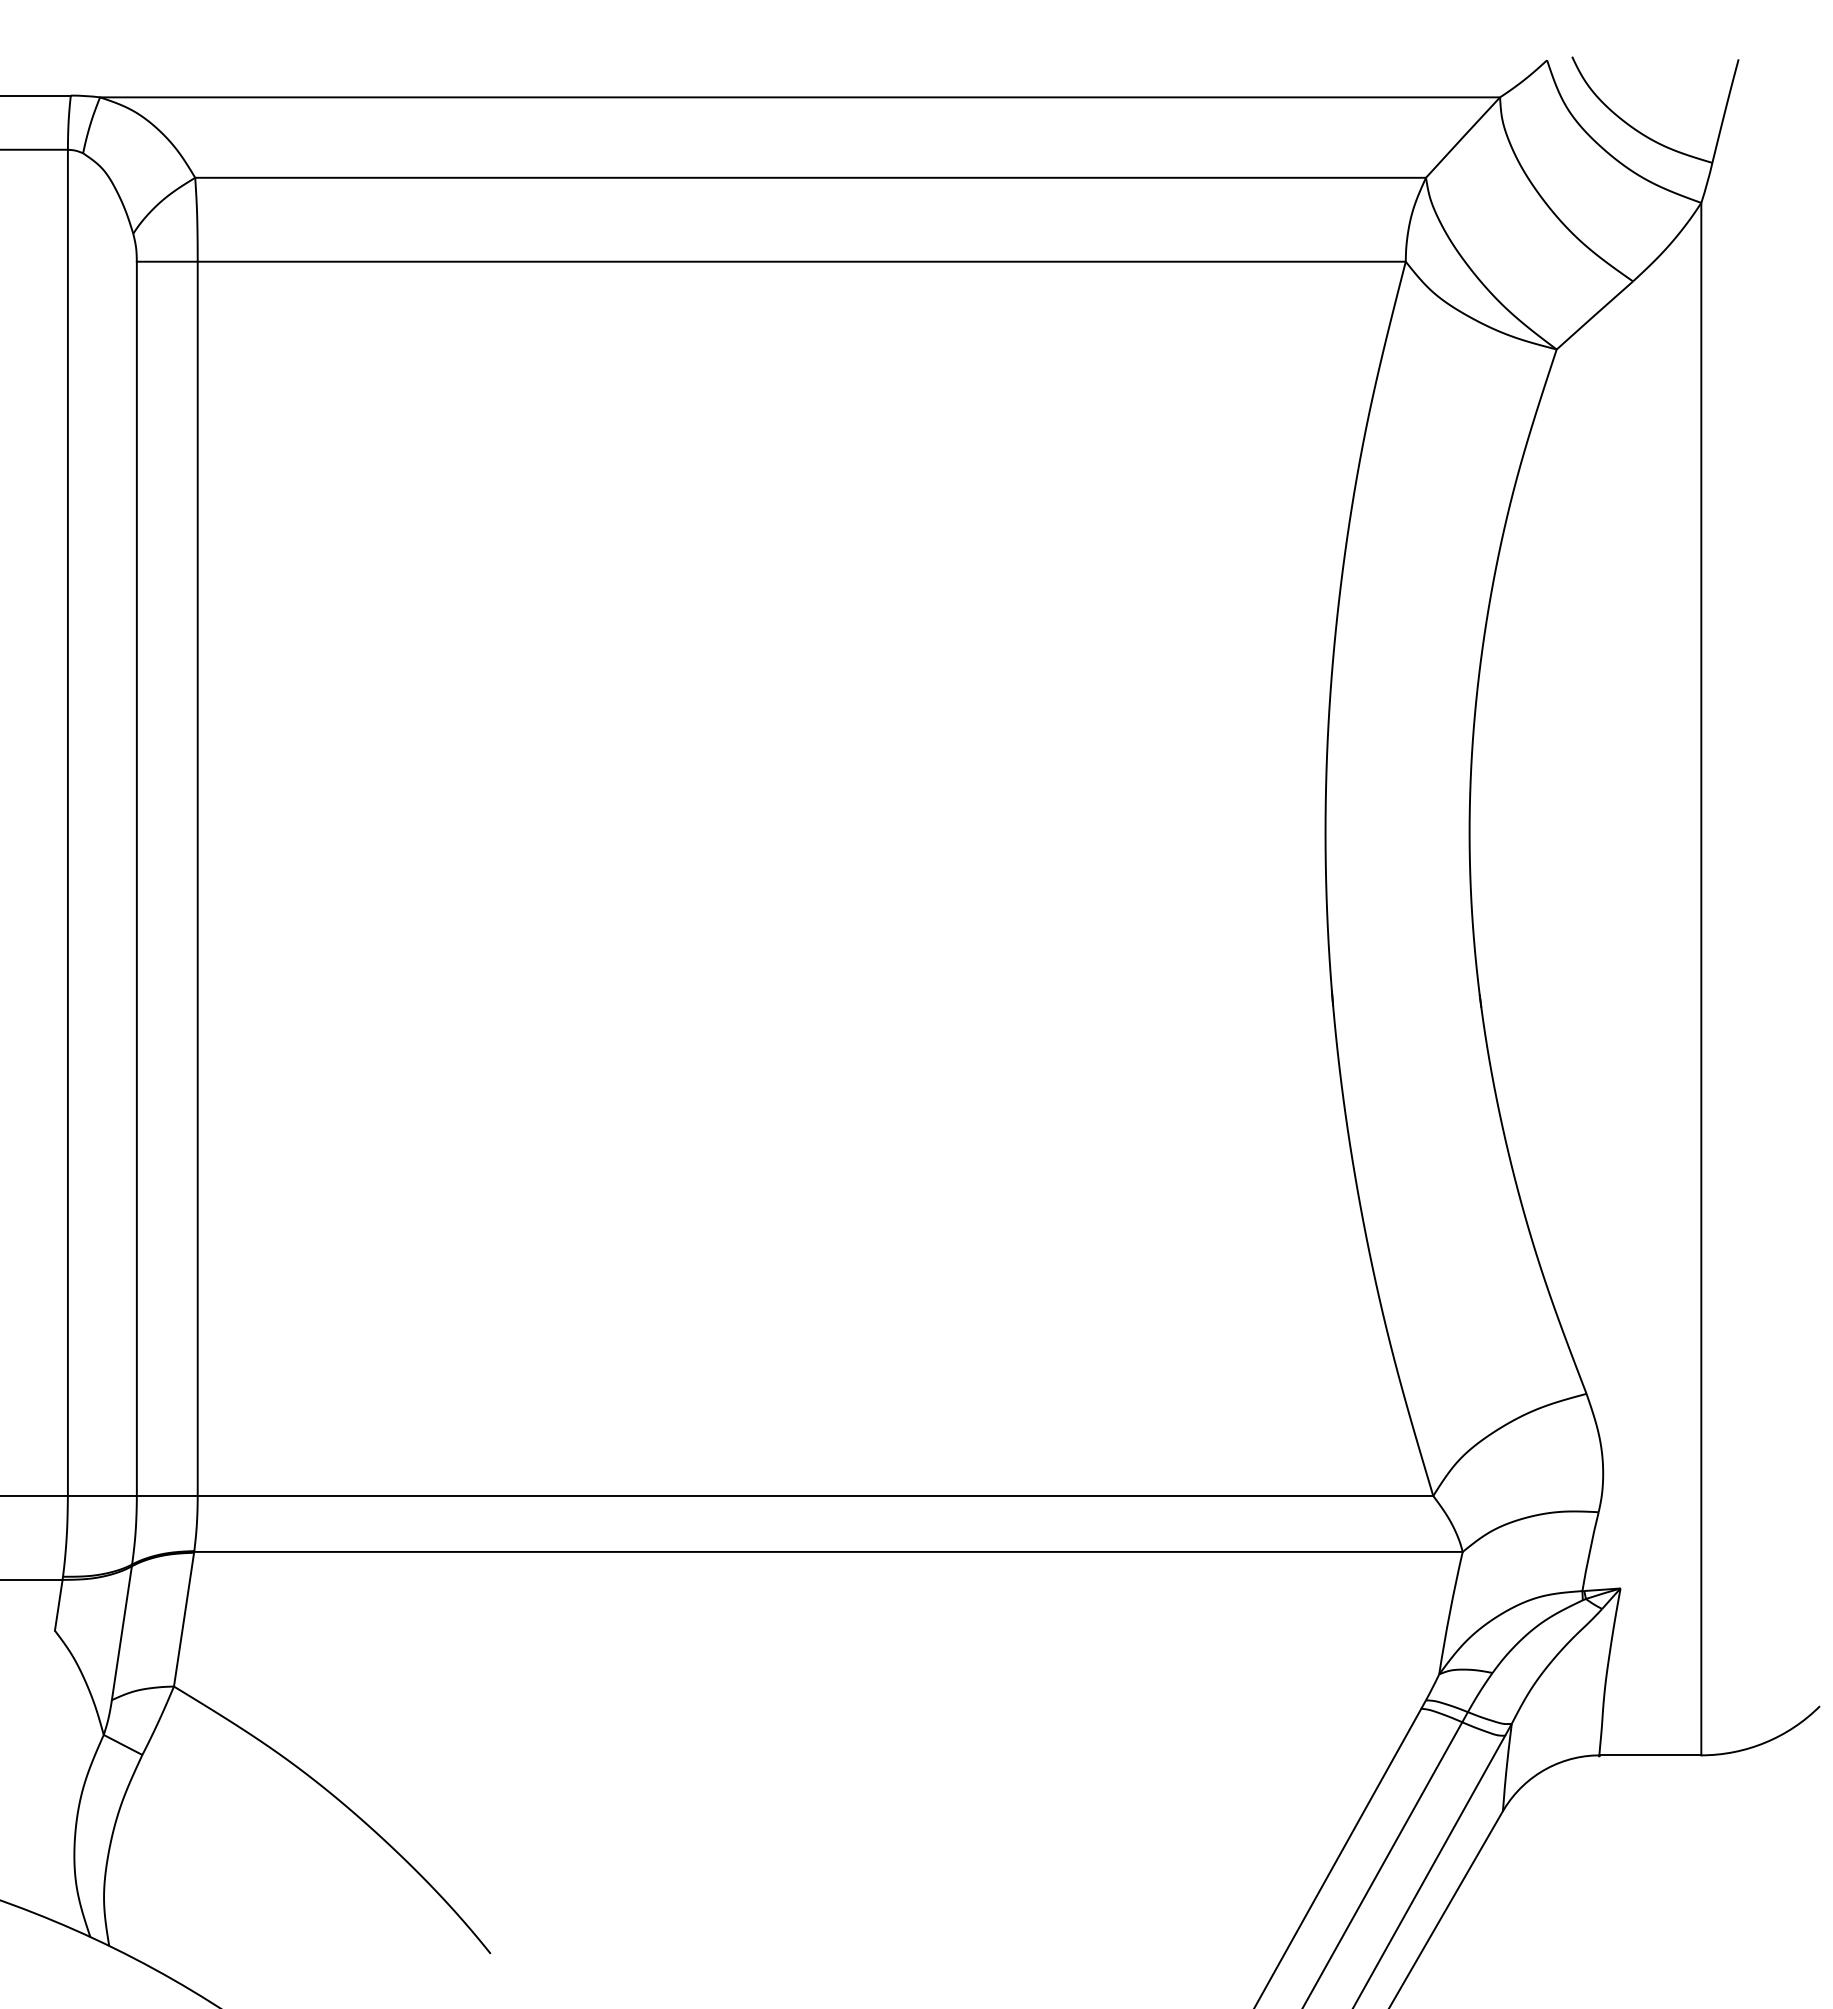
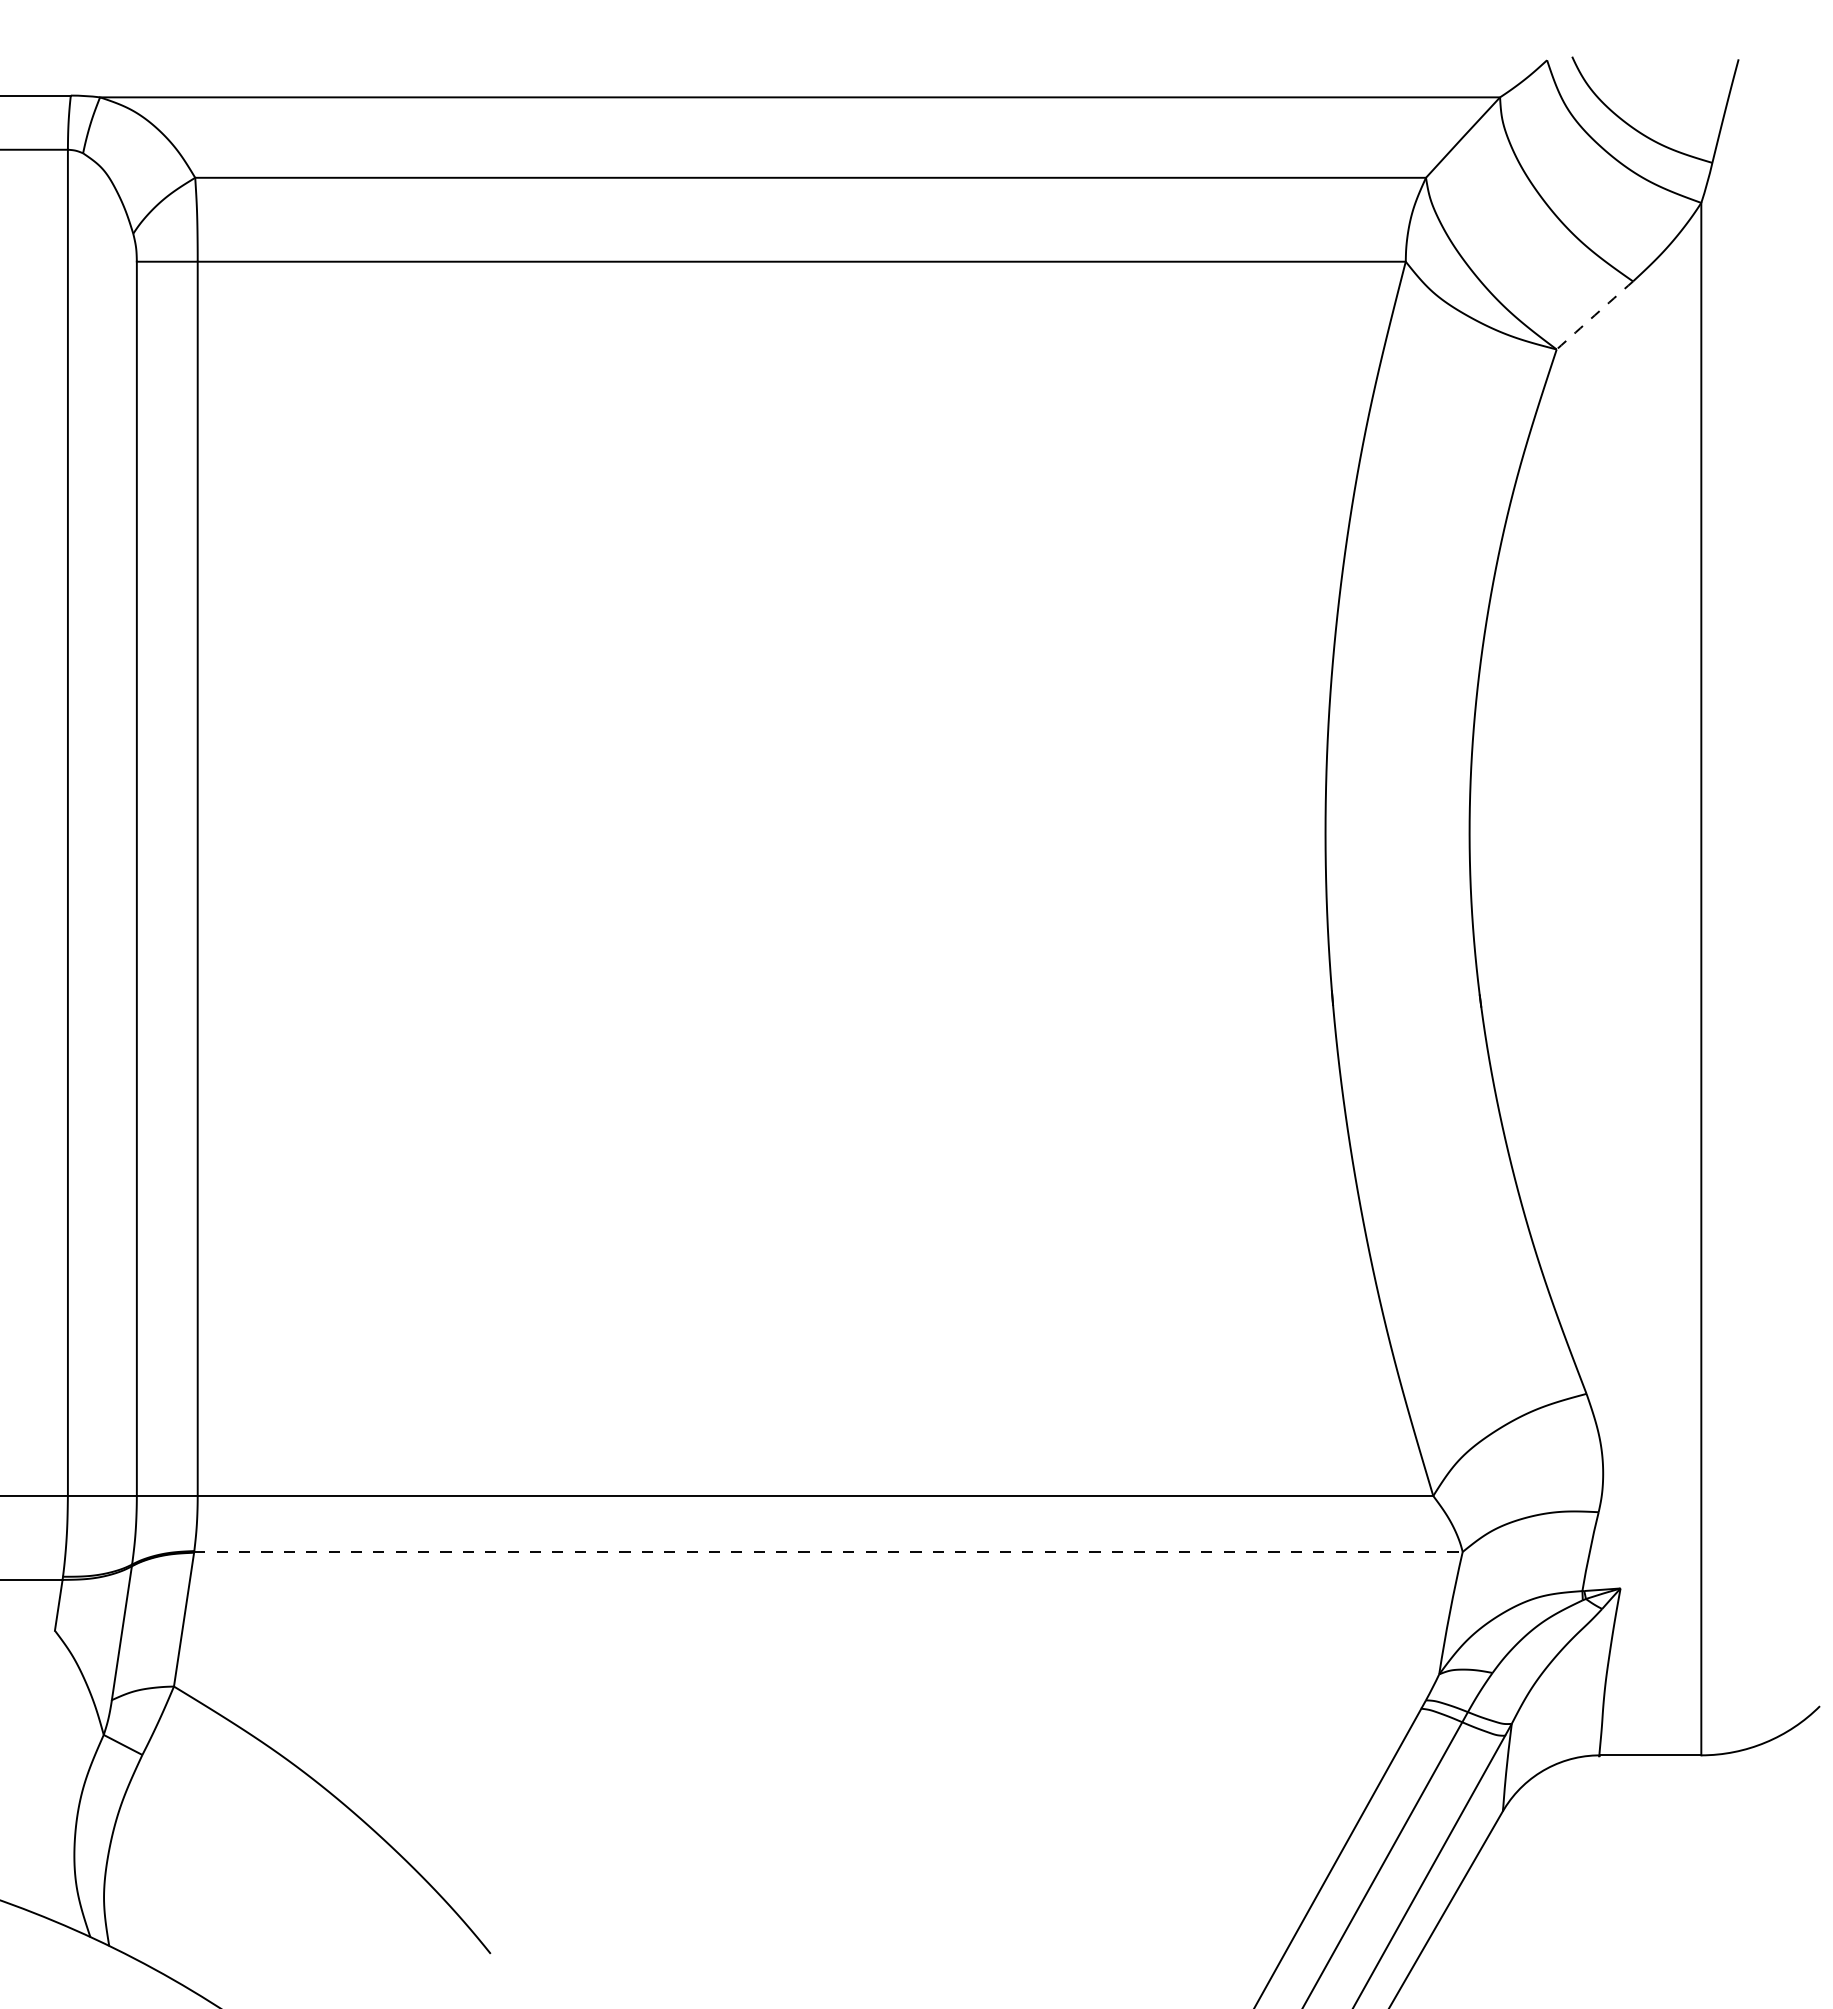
arc: solid -> dashed (1594, 315)
line: solid -> dashed (828, 1551)
